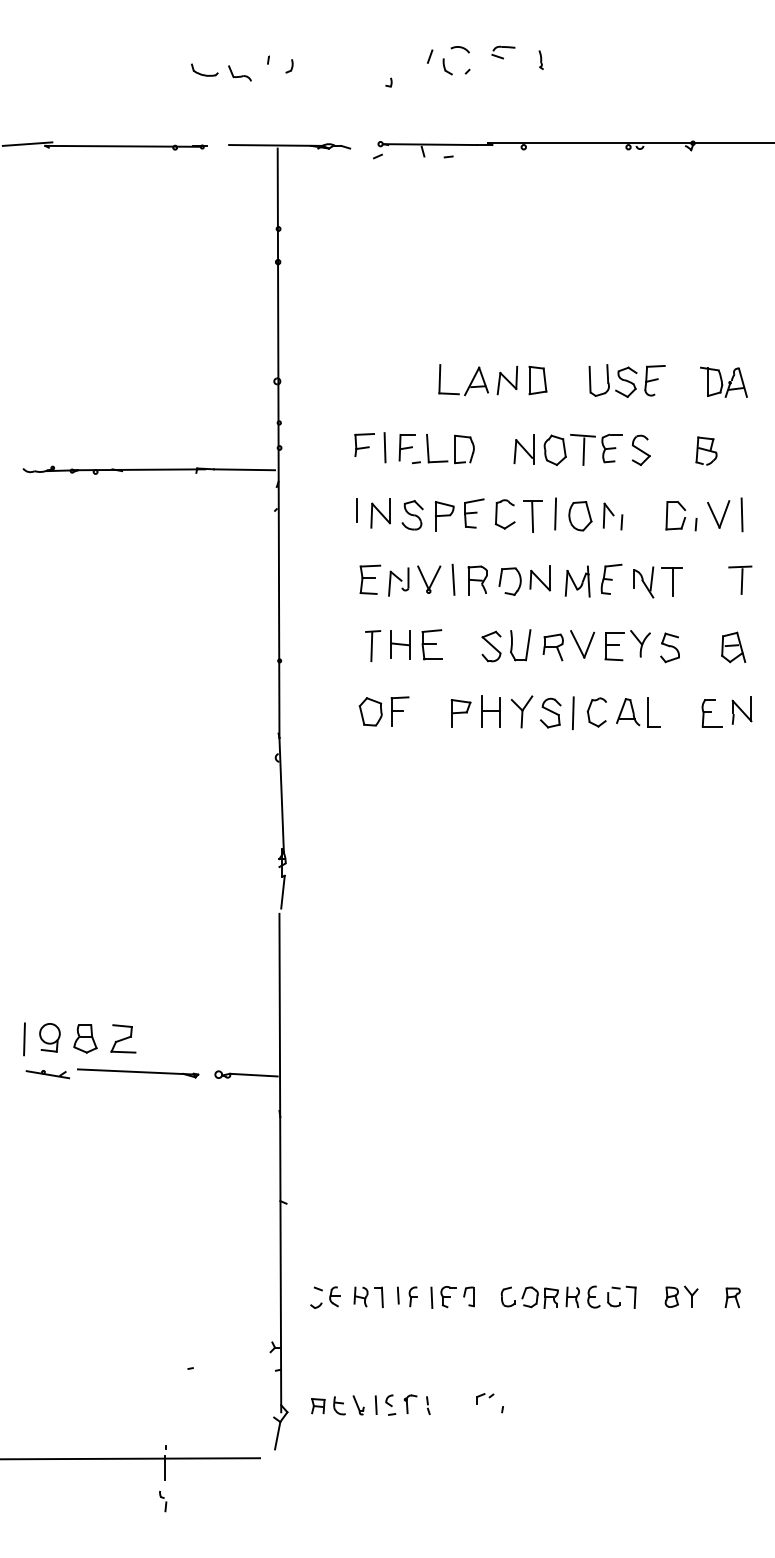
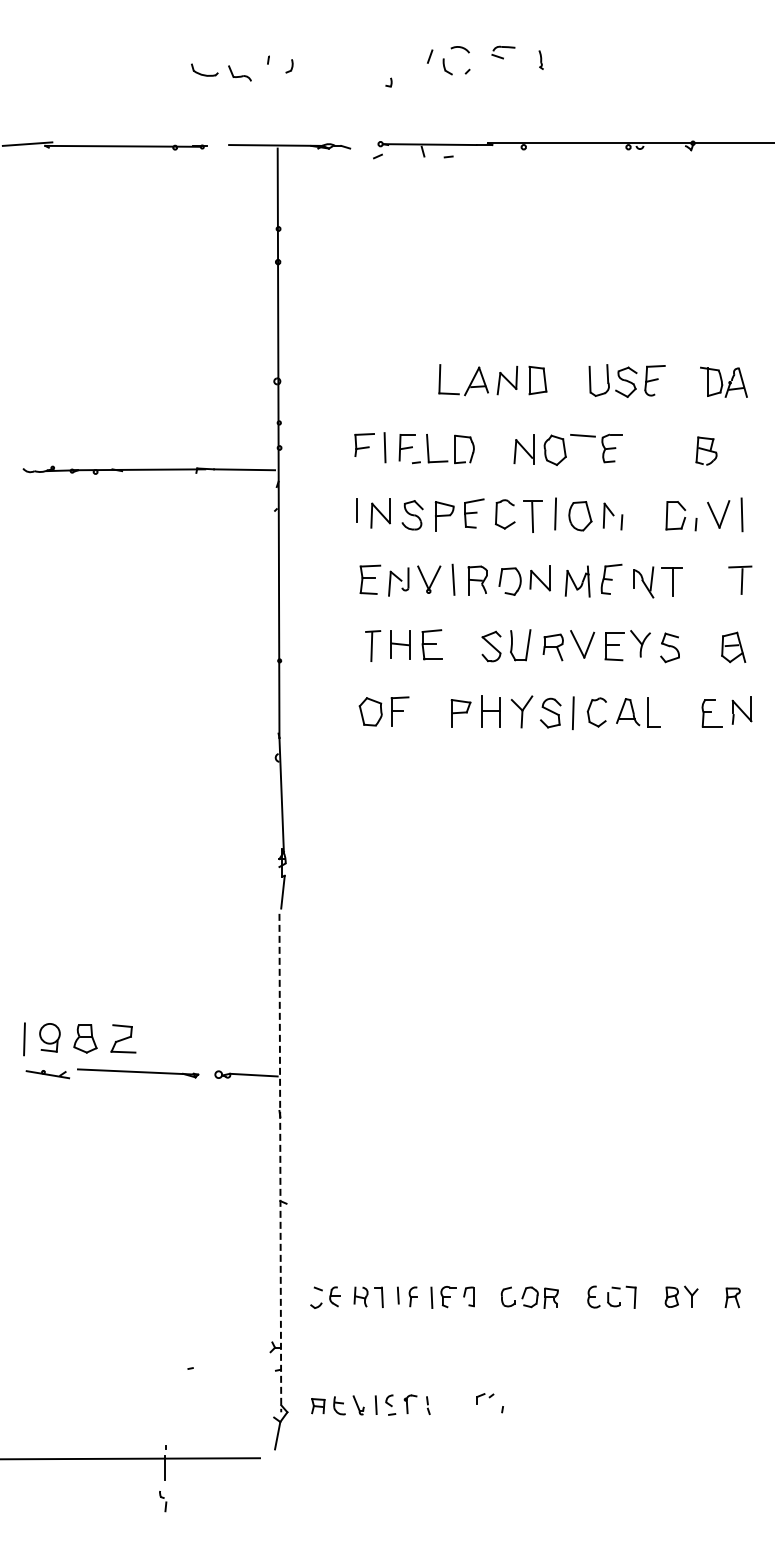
part: present -> none (640, 449)
line: present -> none (583, 451)
line: solid -> dashed (280, 1163)
part: present -> none (572, 1296)
